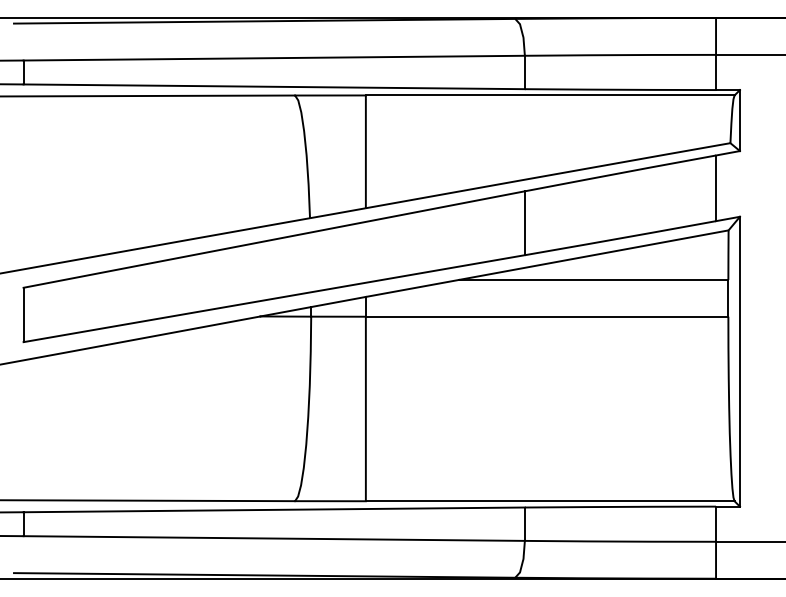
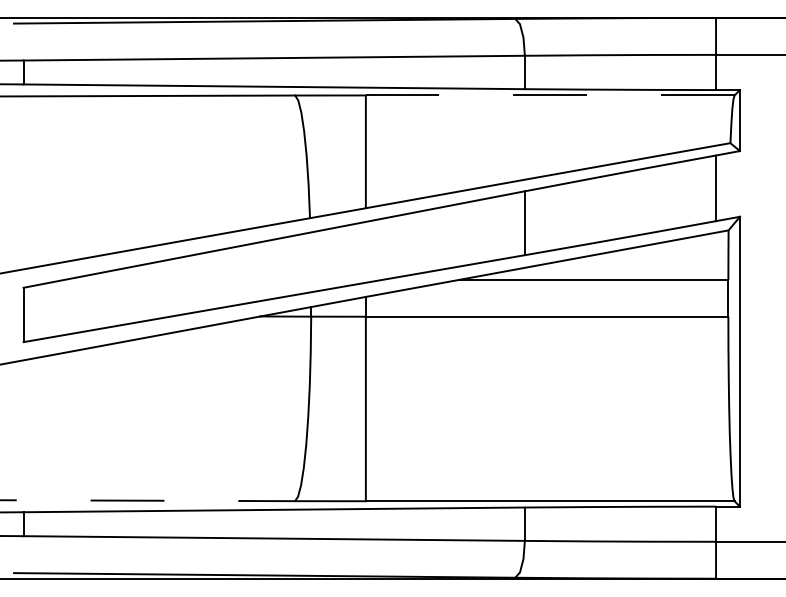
line: solid -> dashed (549, 95)
line: solid -> dashed (148, 500)
